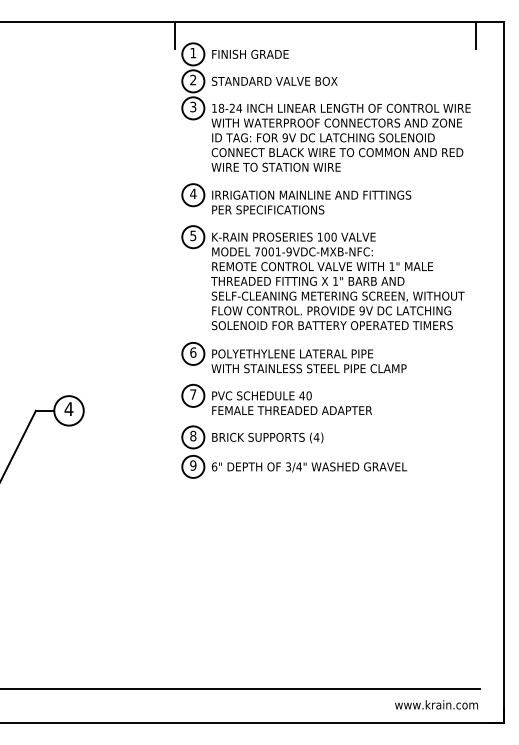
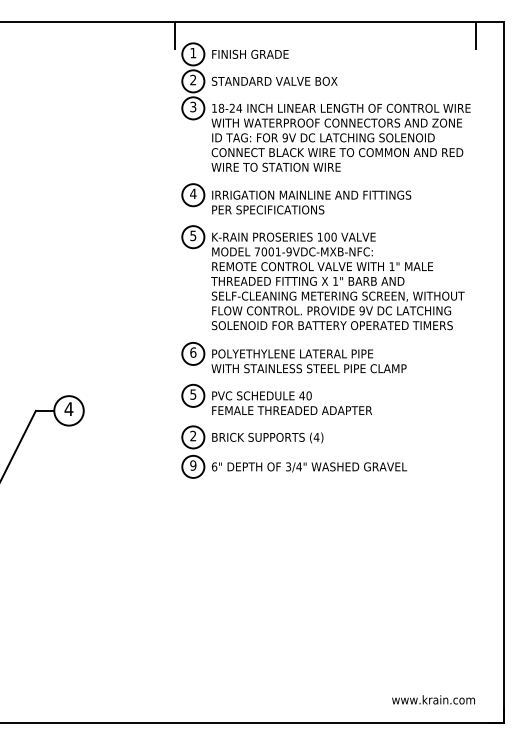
text: 7 -> 5 (193, 394)
text: 8 -> 2 (193, 436)
line: present -> none (241, 689)
text position: (436, 704) -> (433, 699) (433, 699)
